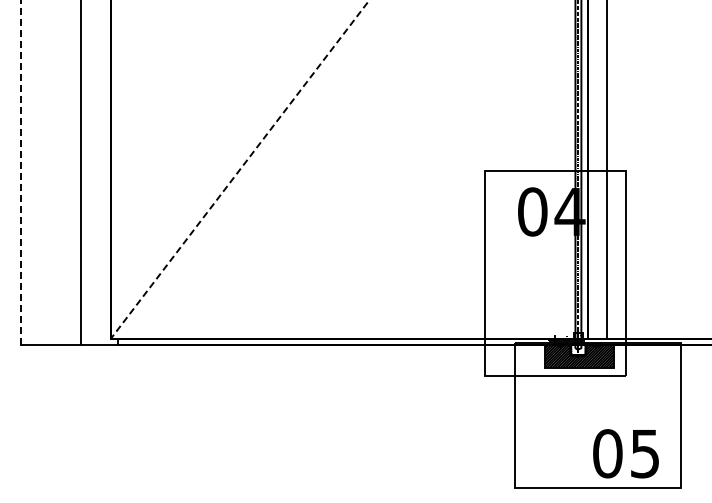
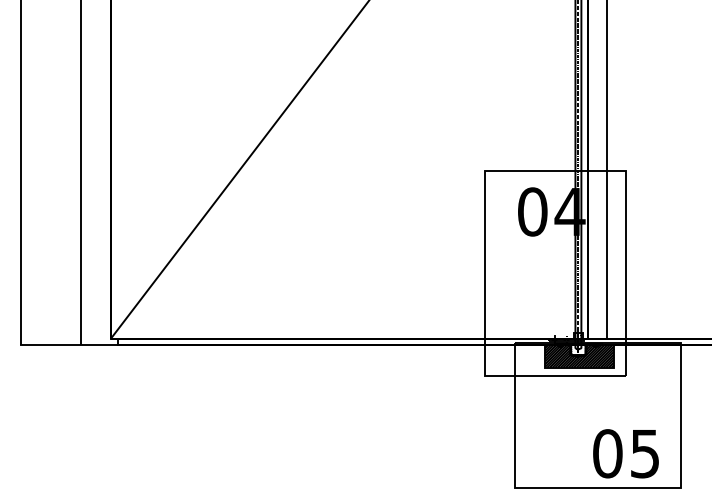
line: dashed -> solid (240, 169)
line: dashed -> solid (21, 171)
